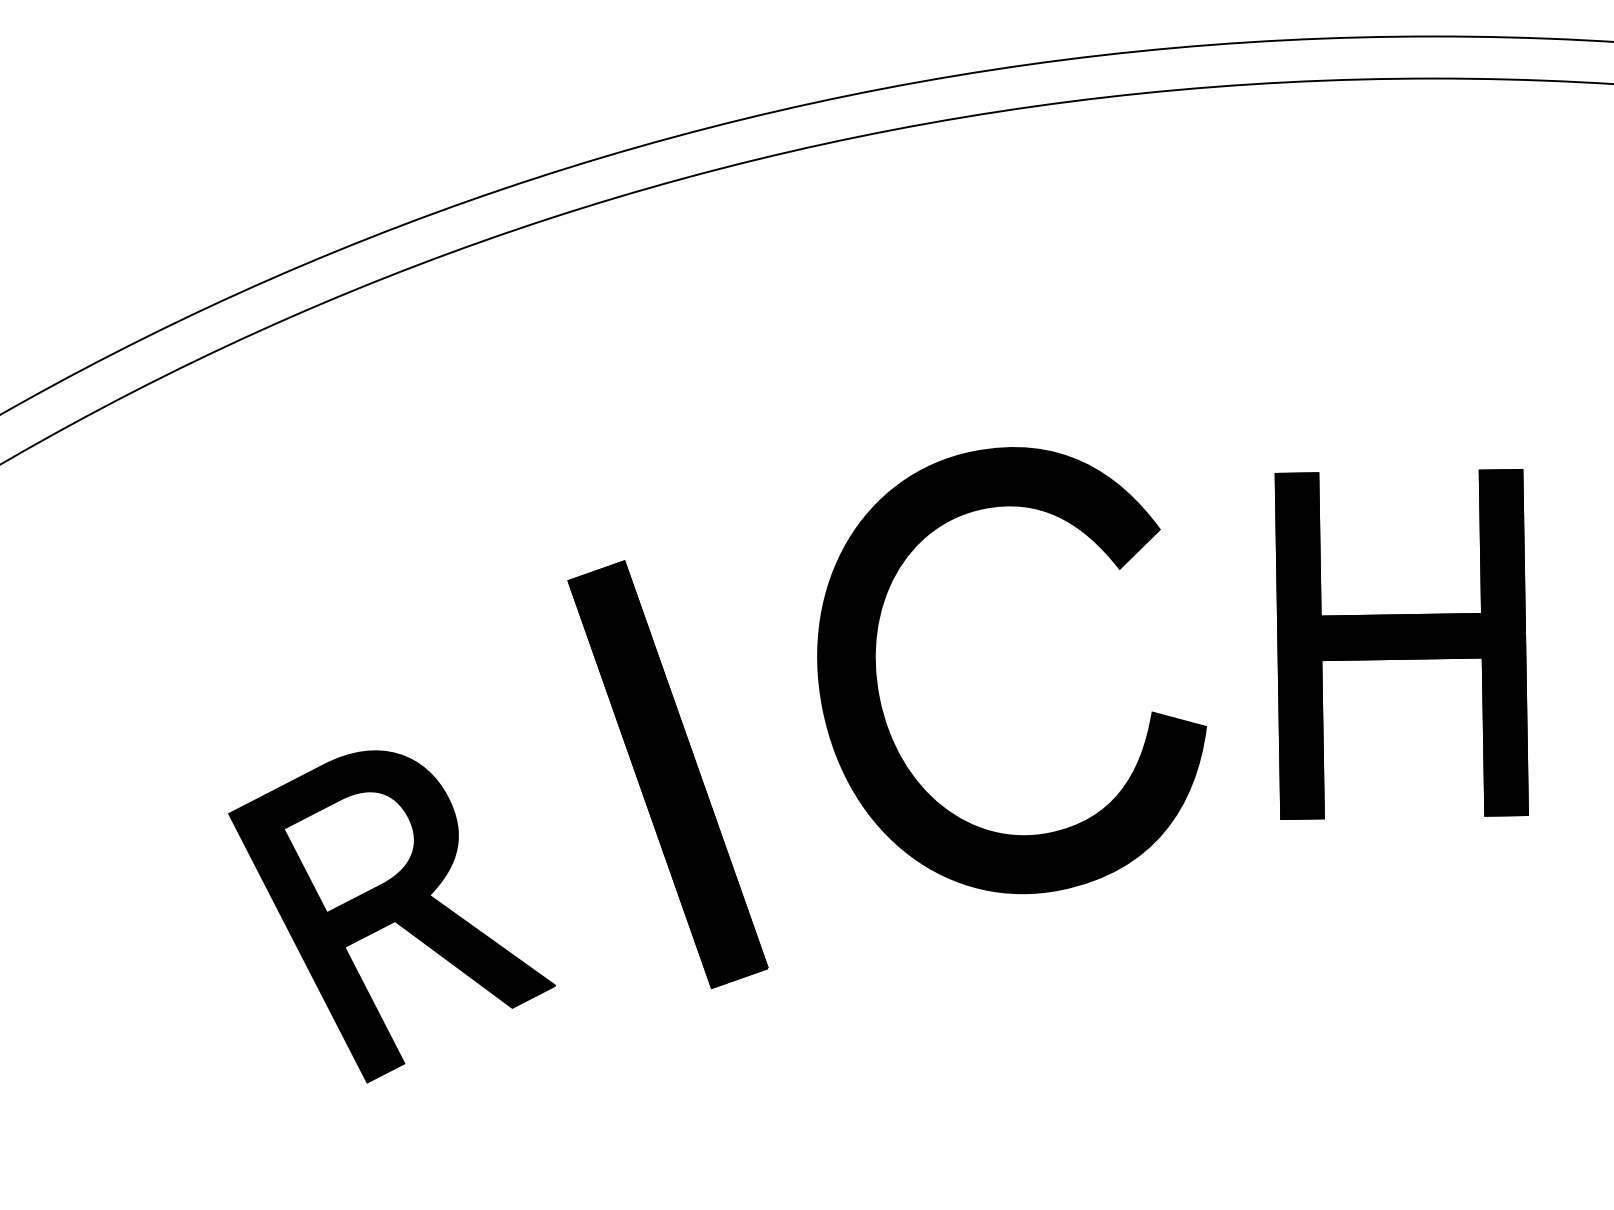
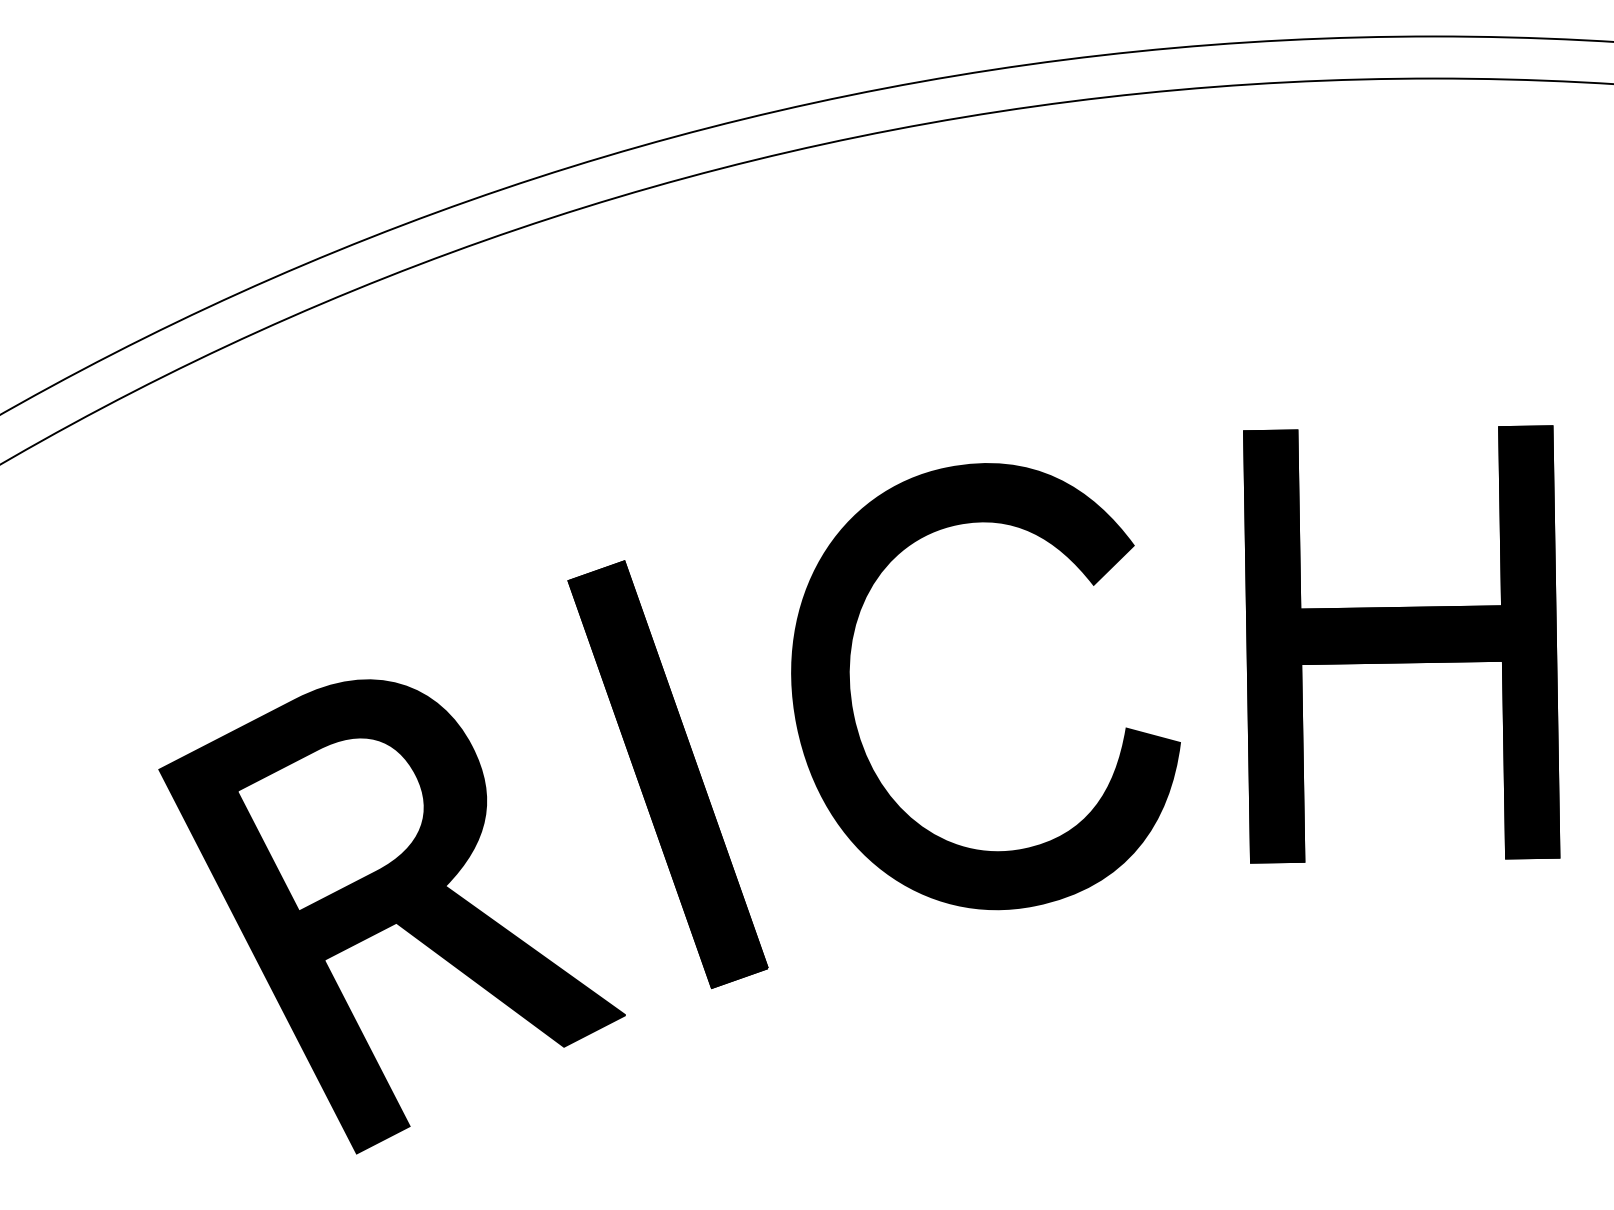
part size: 255x351 px -> 318x439 px (1401, 644)
part position: (879, 694) -> (853, 710) (853, 710)
part size: 328x334 px -> 468x476 px (391, 916)
